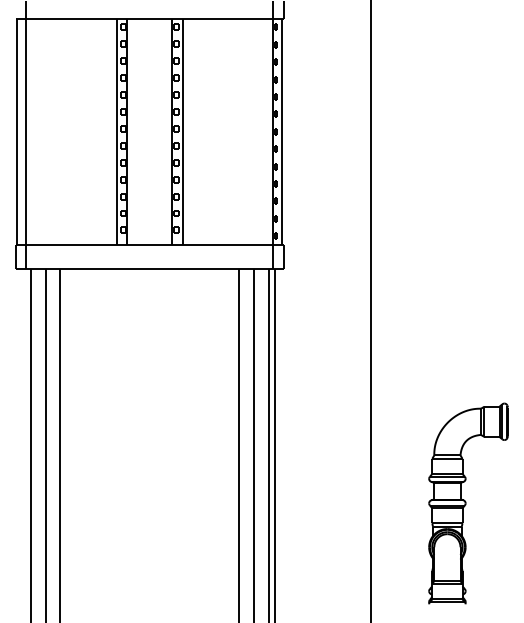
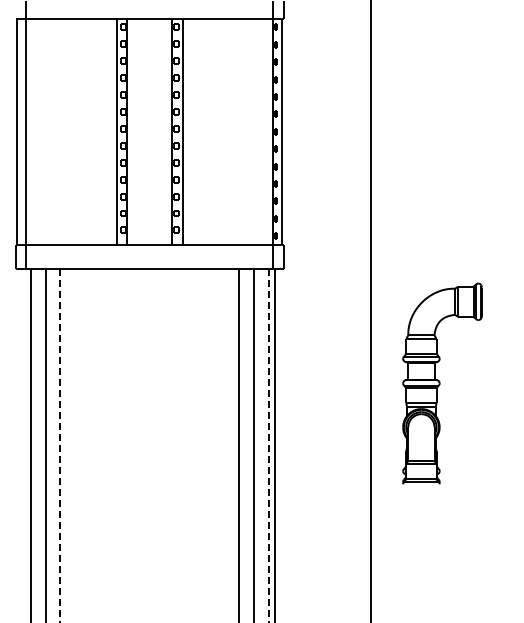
line: solid -> dashed (60, 445)
line: solid -> dashed (268, 445)
part position: (468, 503) -> (442, 383) (442, 383)
